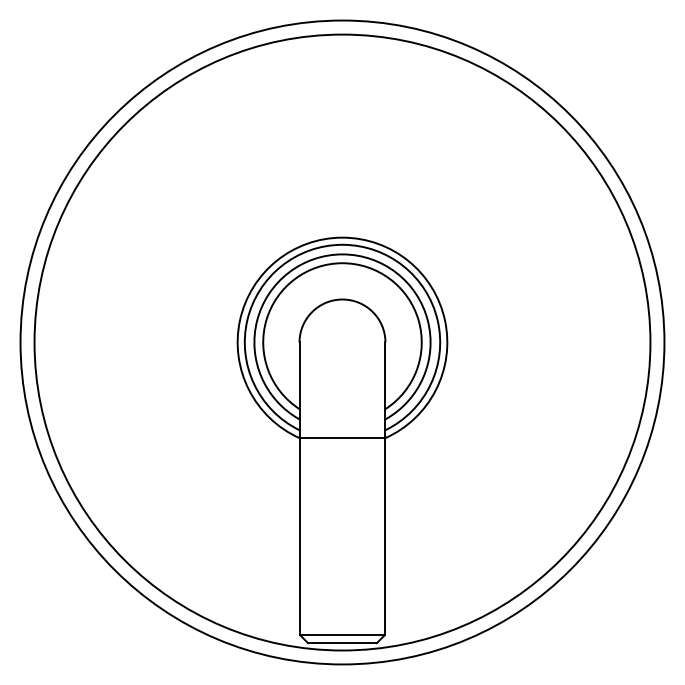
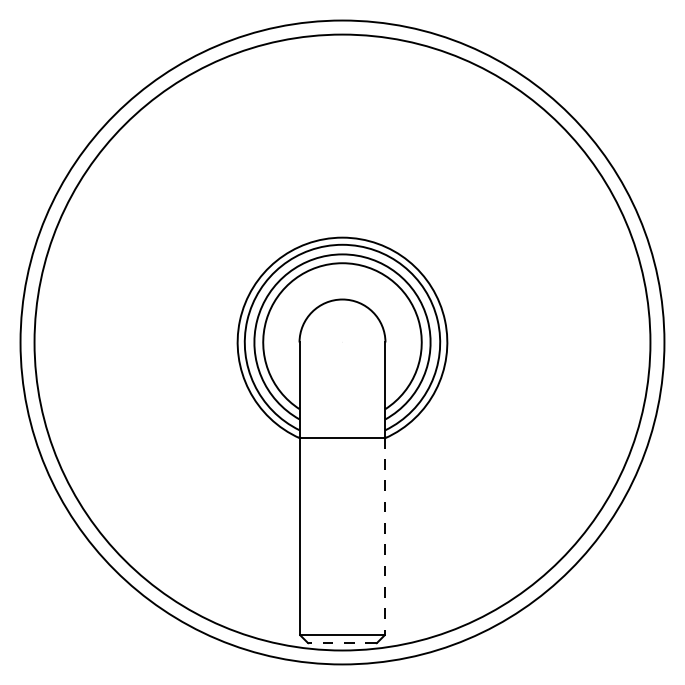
line: solid -> dashed (385, 536)
line: solid -> dashed (341, 643)
